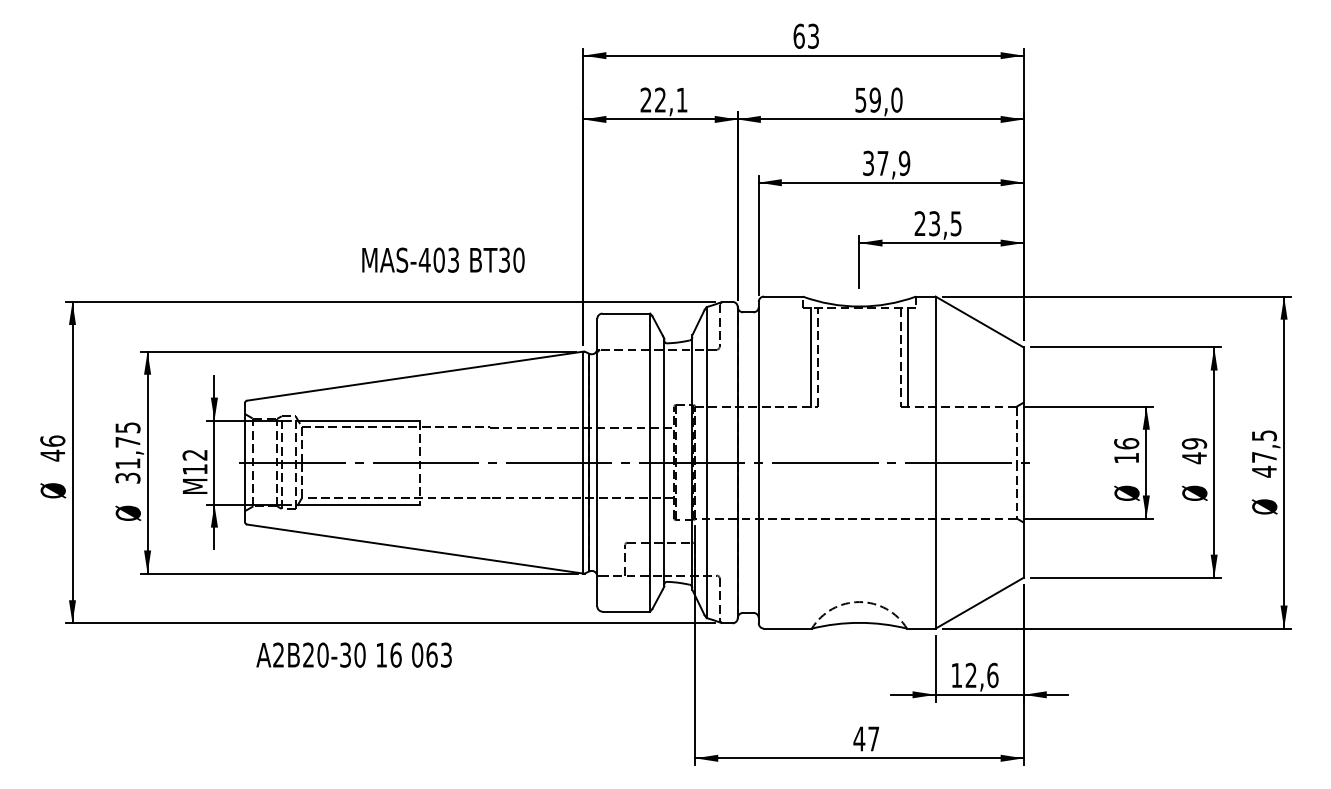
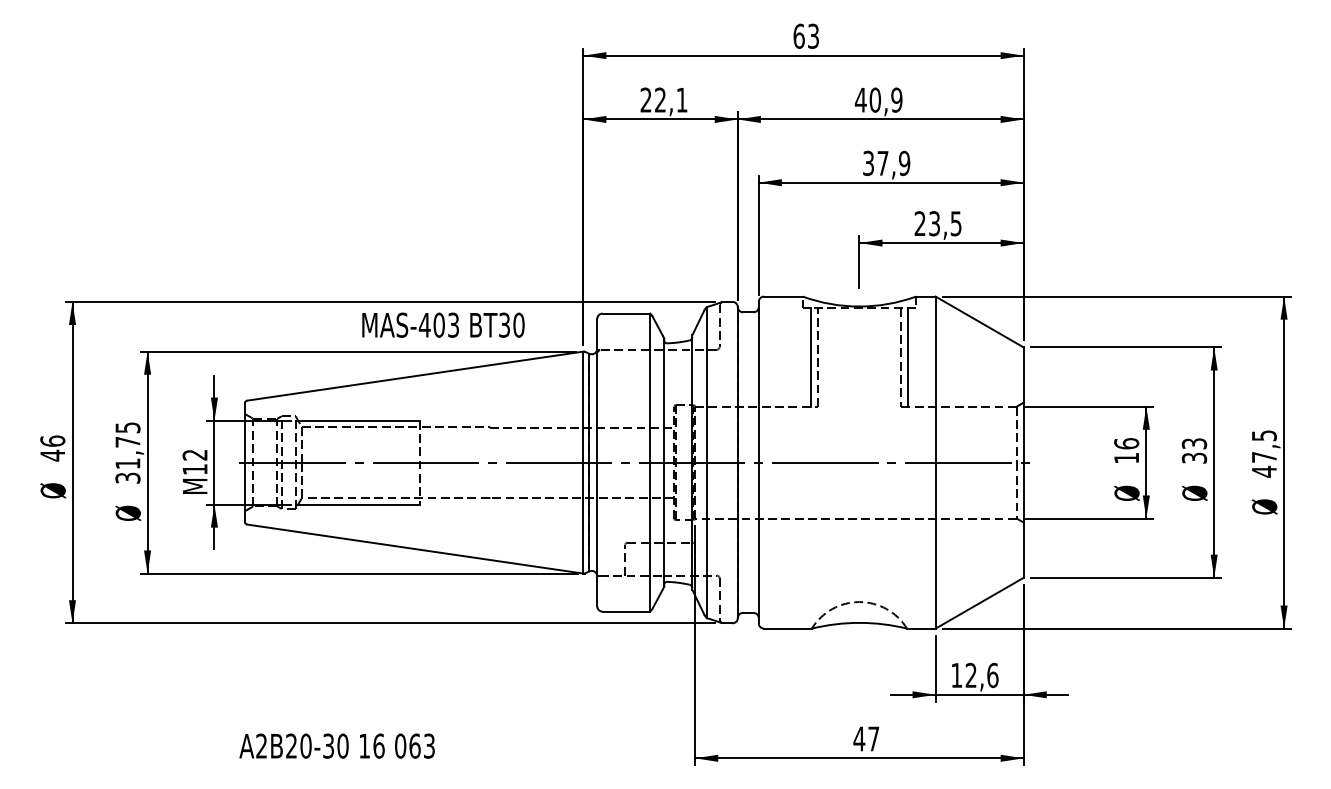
text: 59,0 -> 40,9 (878, 99)
text position: (443, 259) -> (443, 324) (443, 324)
text: 49 -> 33 (1194, 451)
text position: (353, 654) -> (336, 745) (336, 745)
